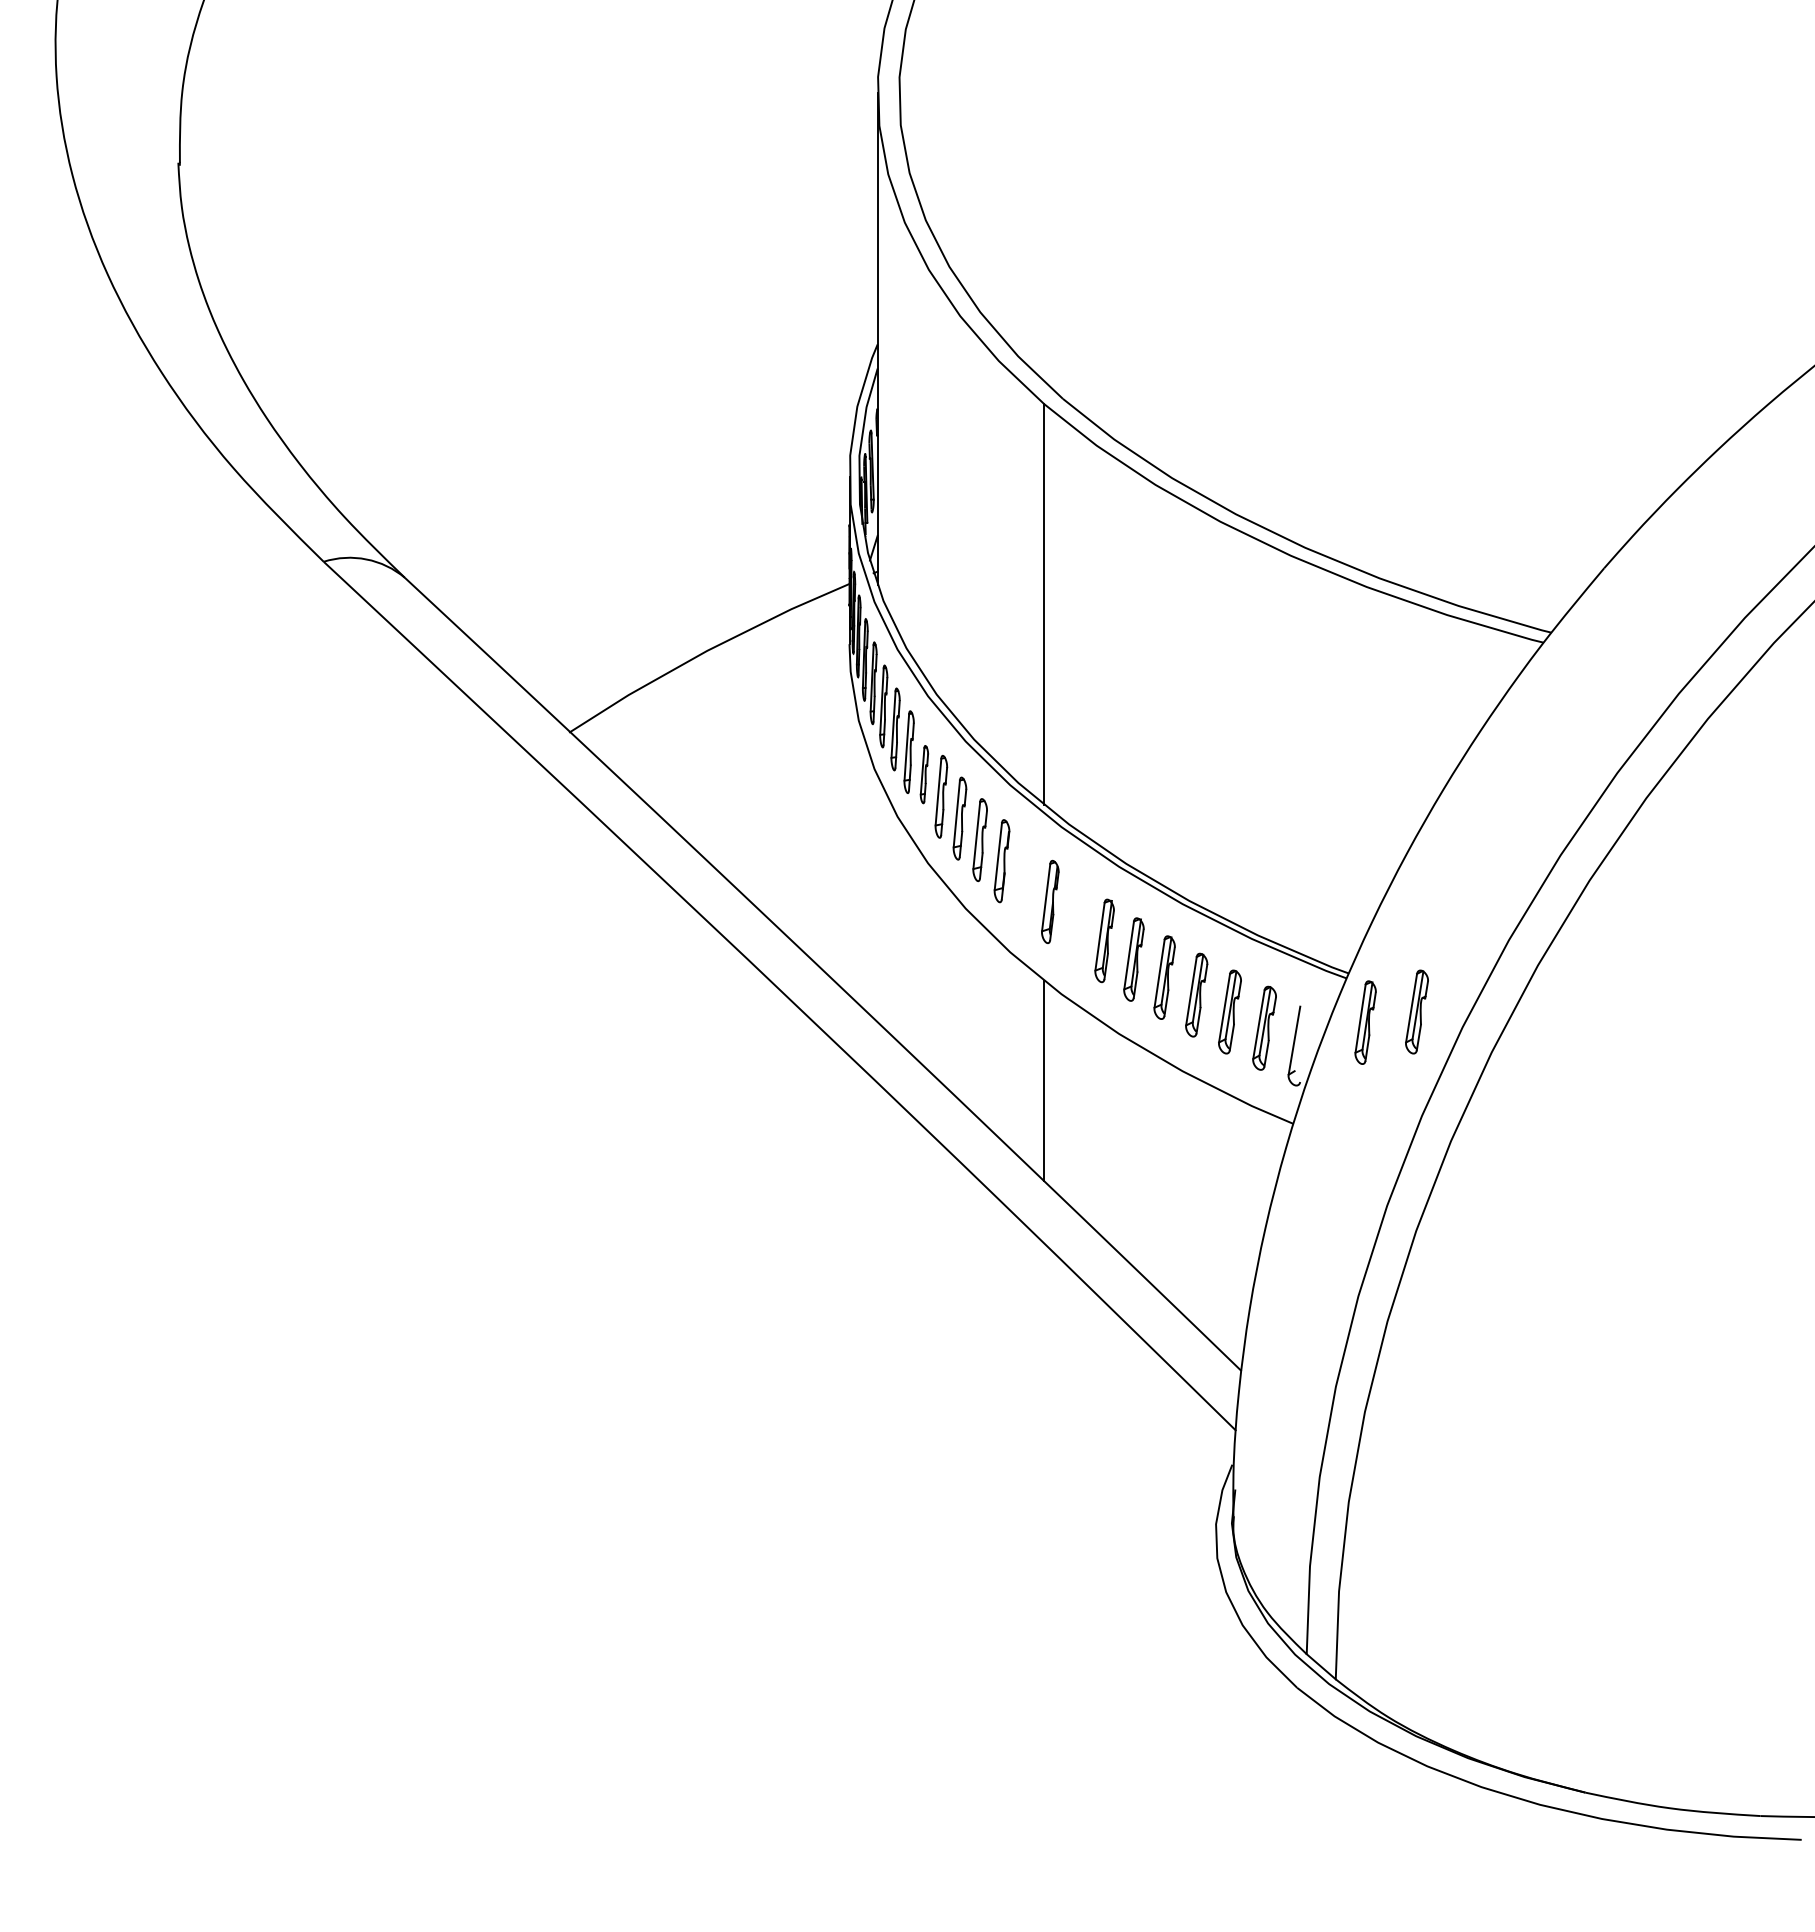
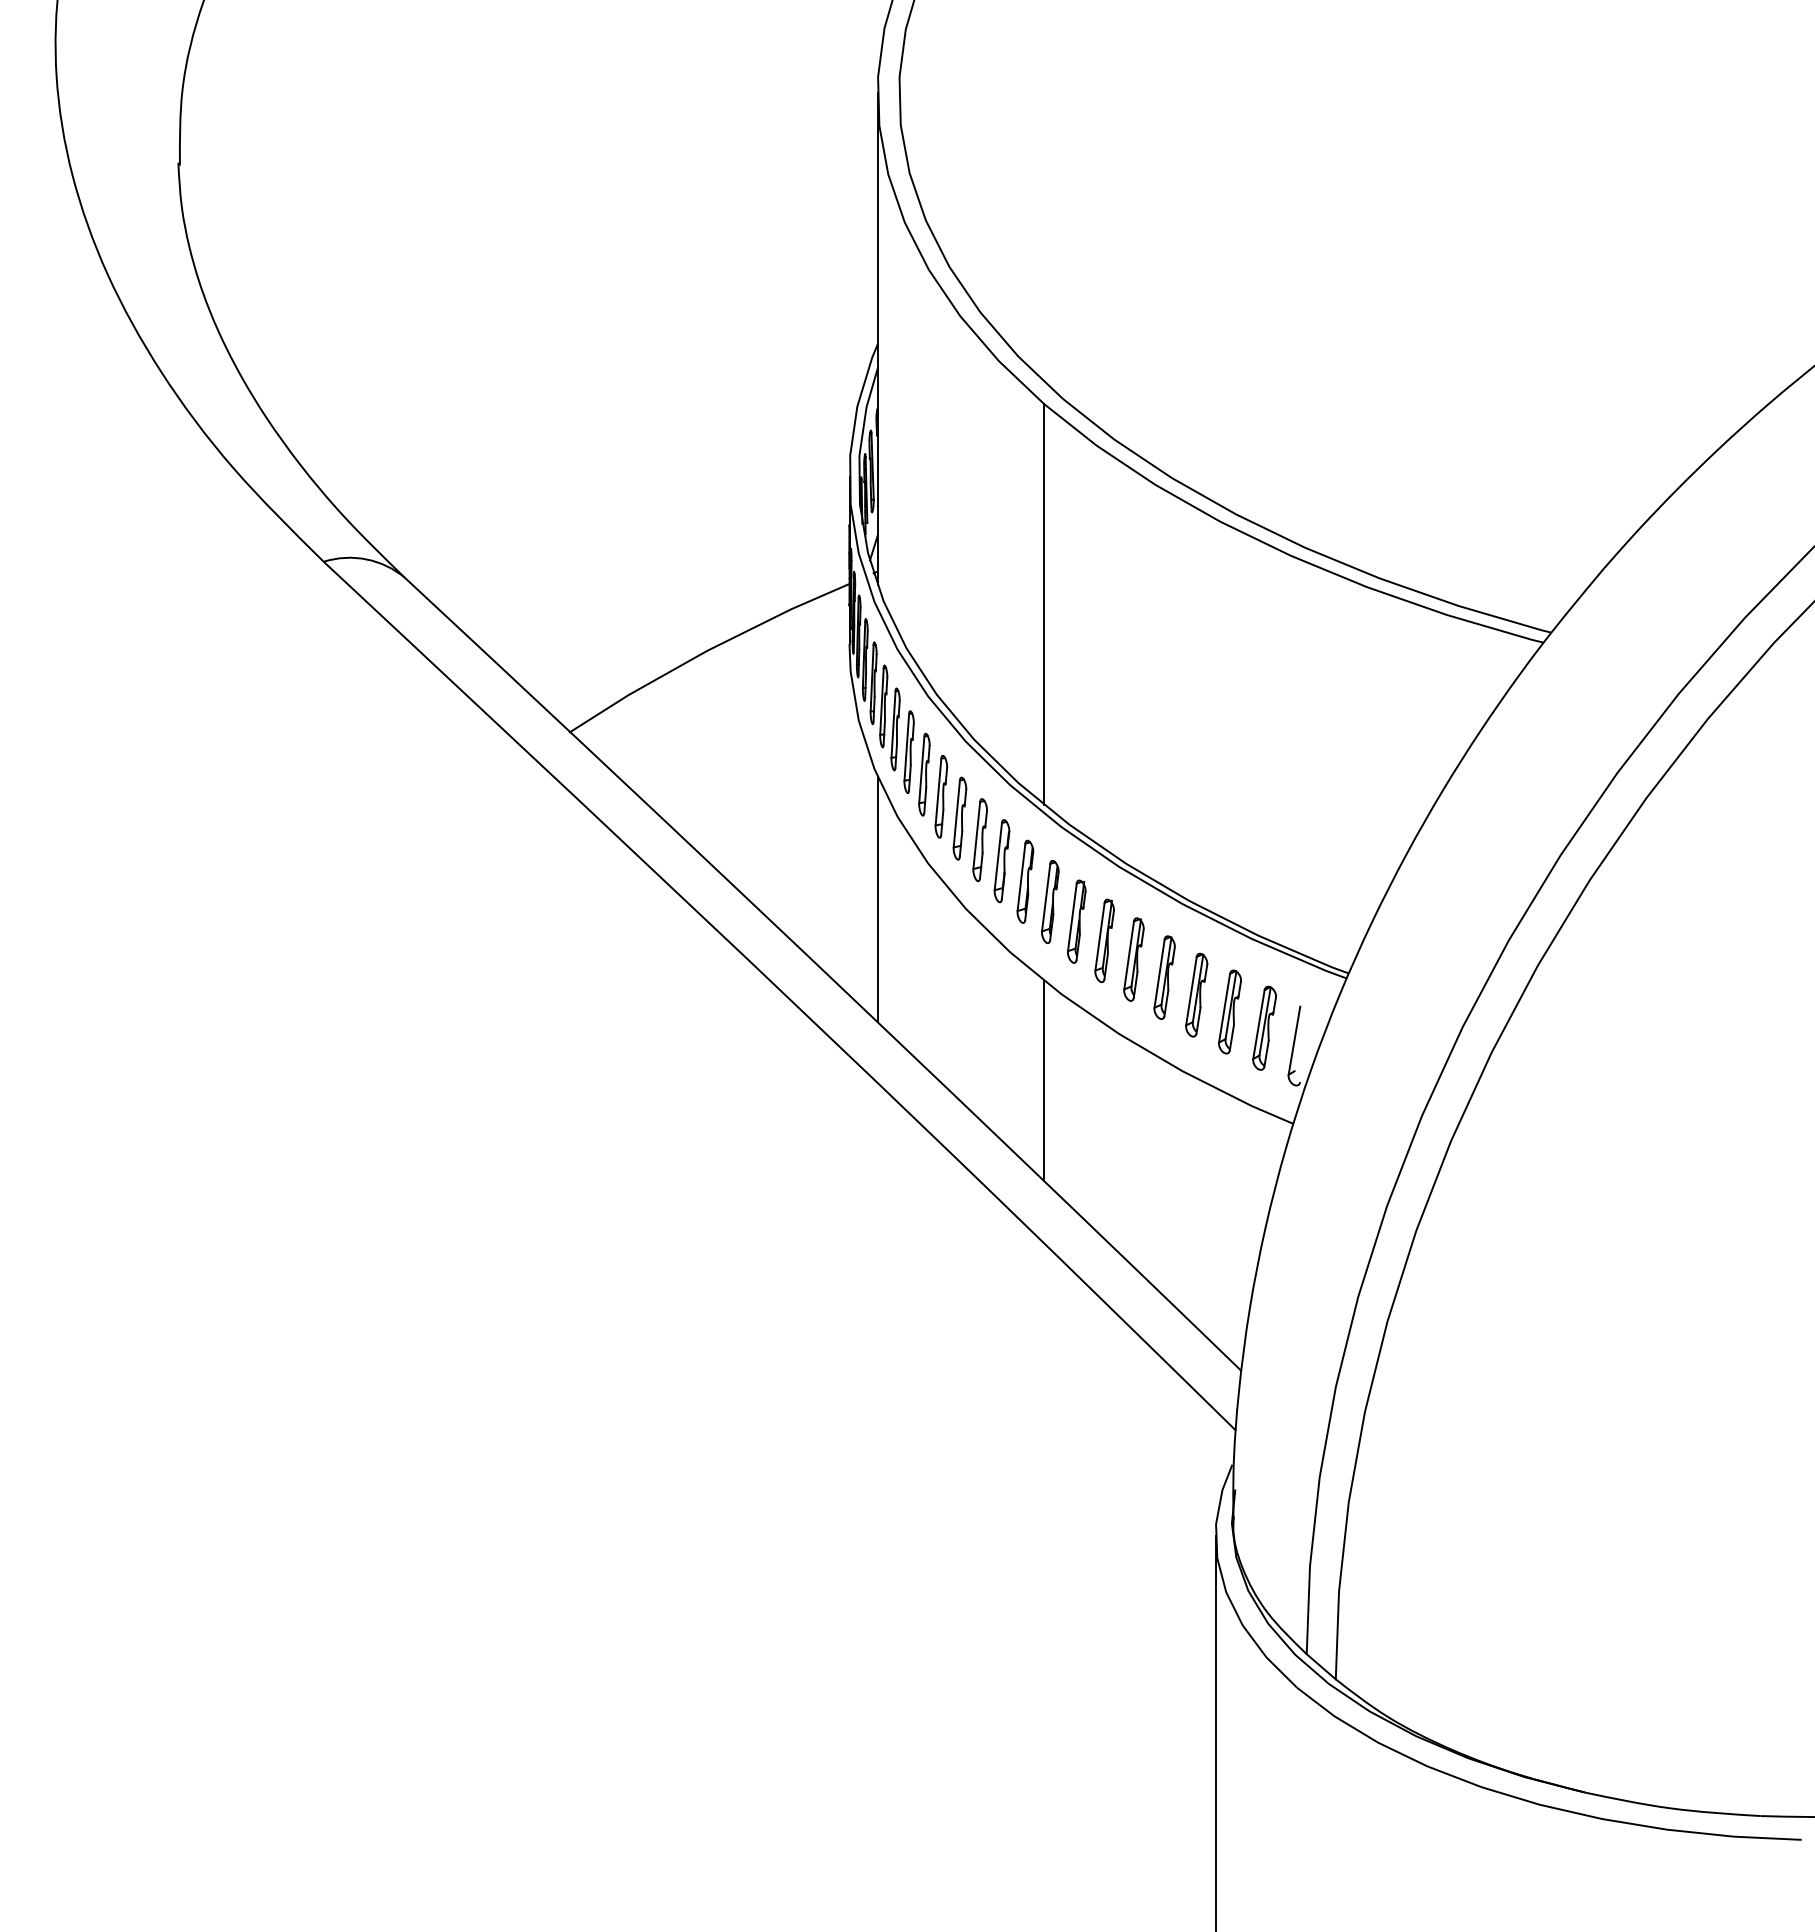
part size: 11x60 px -> 13x85 px (924, 774)
part: none -> present (1025, 881)
line: none -> present (877, 899)
part: none -> present (1076, 921)
part: present -> none (1416, 1011)
part: present -> none (1365, 1022)
line: none -> present (1215, 1731)
